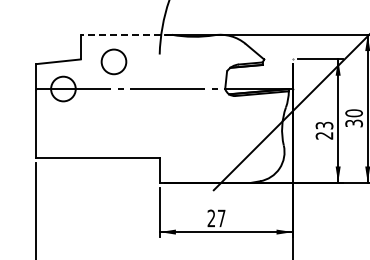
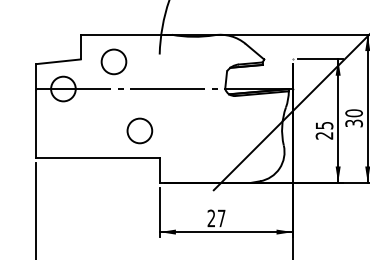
line: dashed -> solid (126, 34)
text: 23 -> 25 (323, 125)
circle: none -> present (139, 130)
